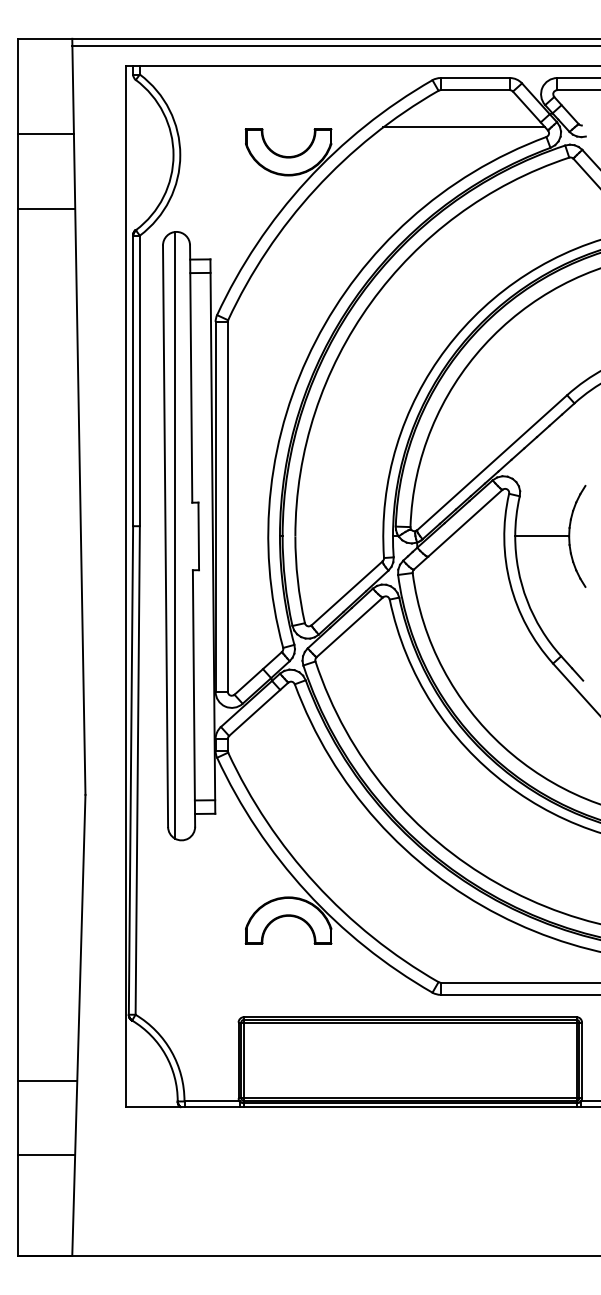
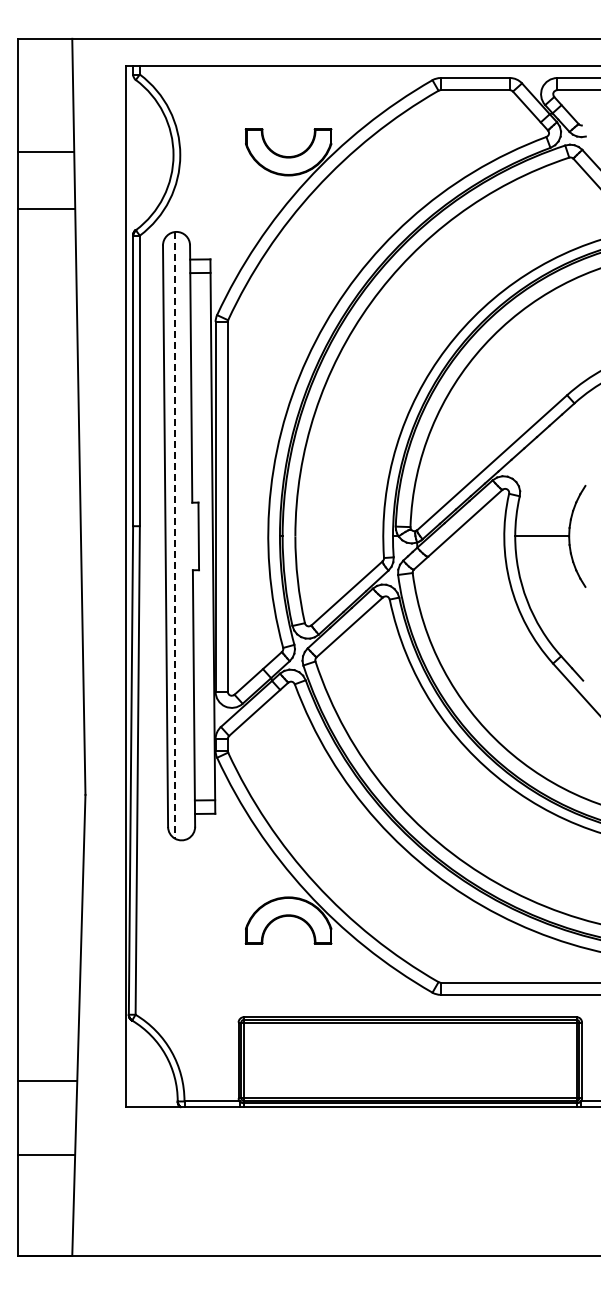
line: present -> none (334, 45)
line: present -> none (464, 127)
line position: (45, 134) -> (45, 152) (45, 152)
line: solid -> dashed (175, 535)
